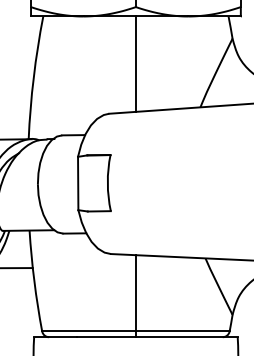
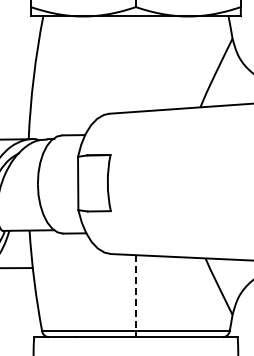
line: present -> none (135, 63)
line: solid -> dashed (135, 293)
